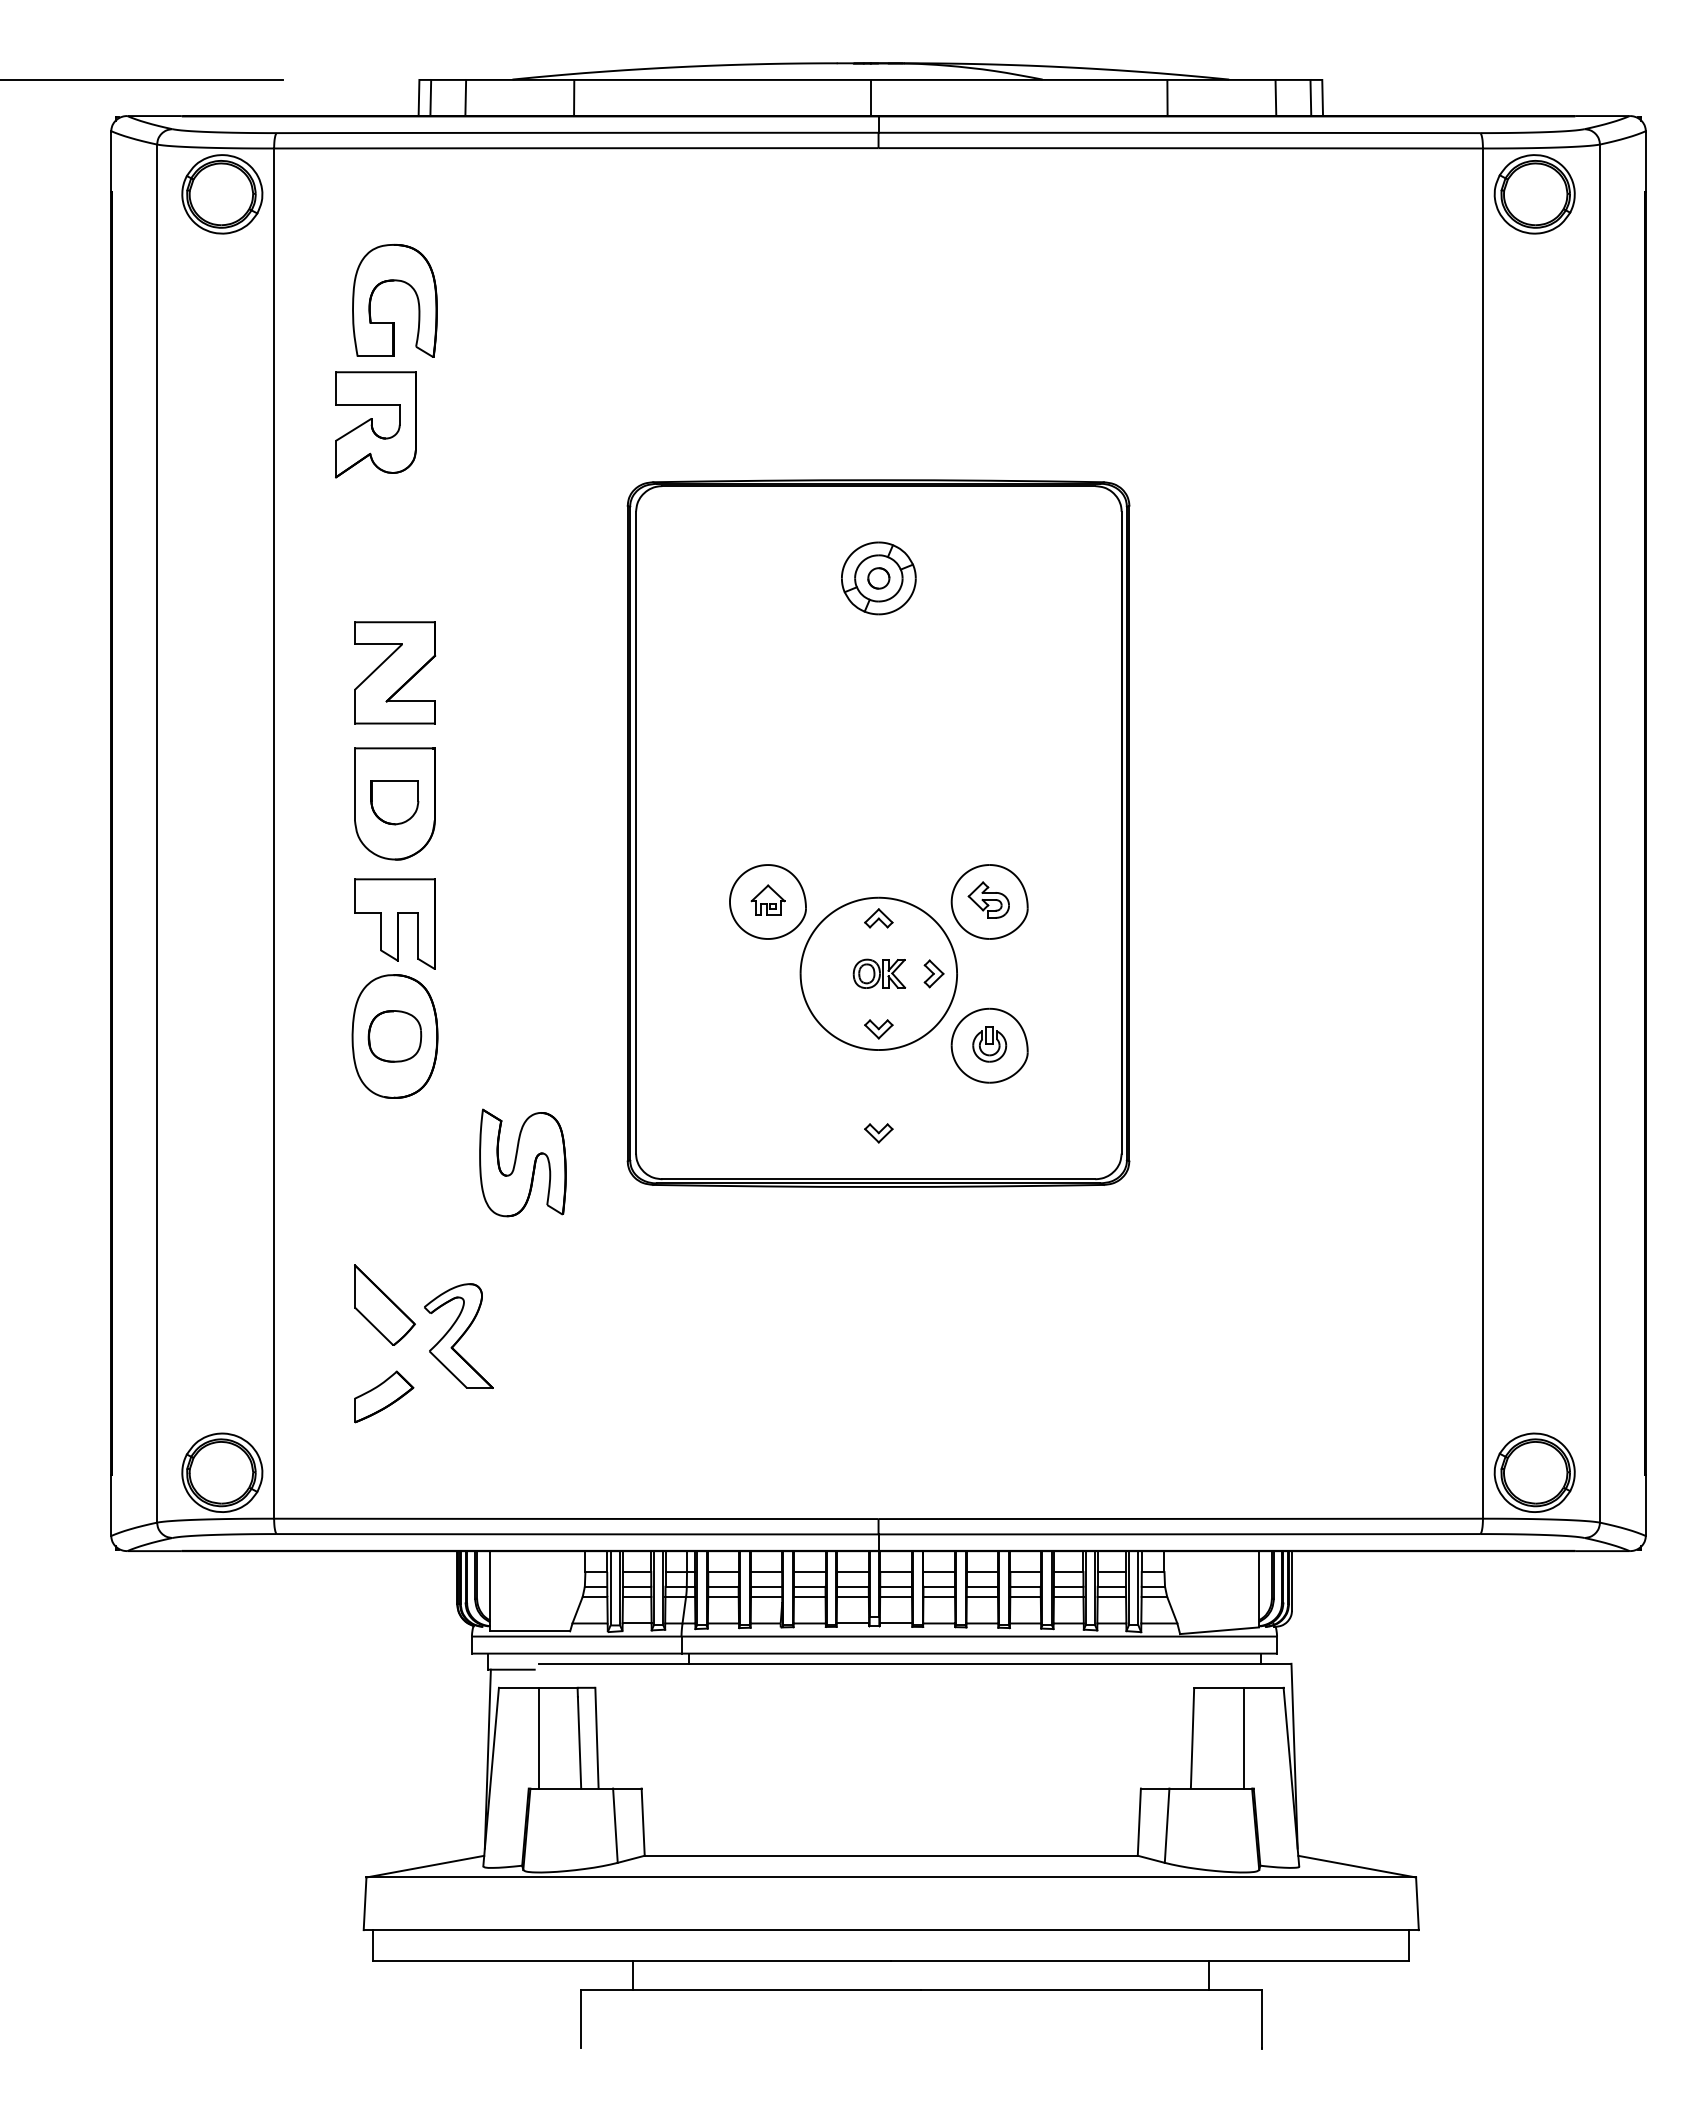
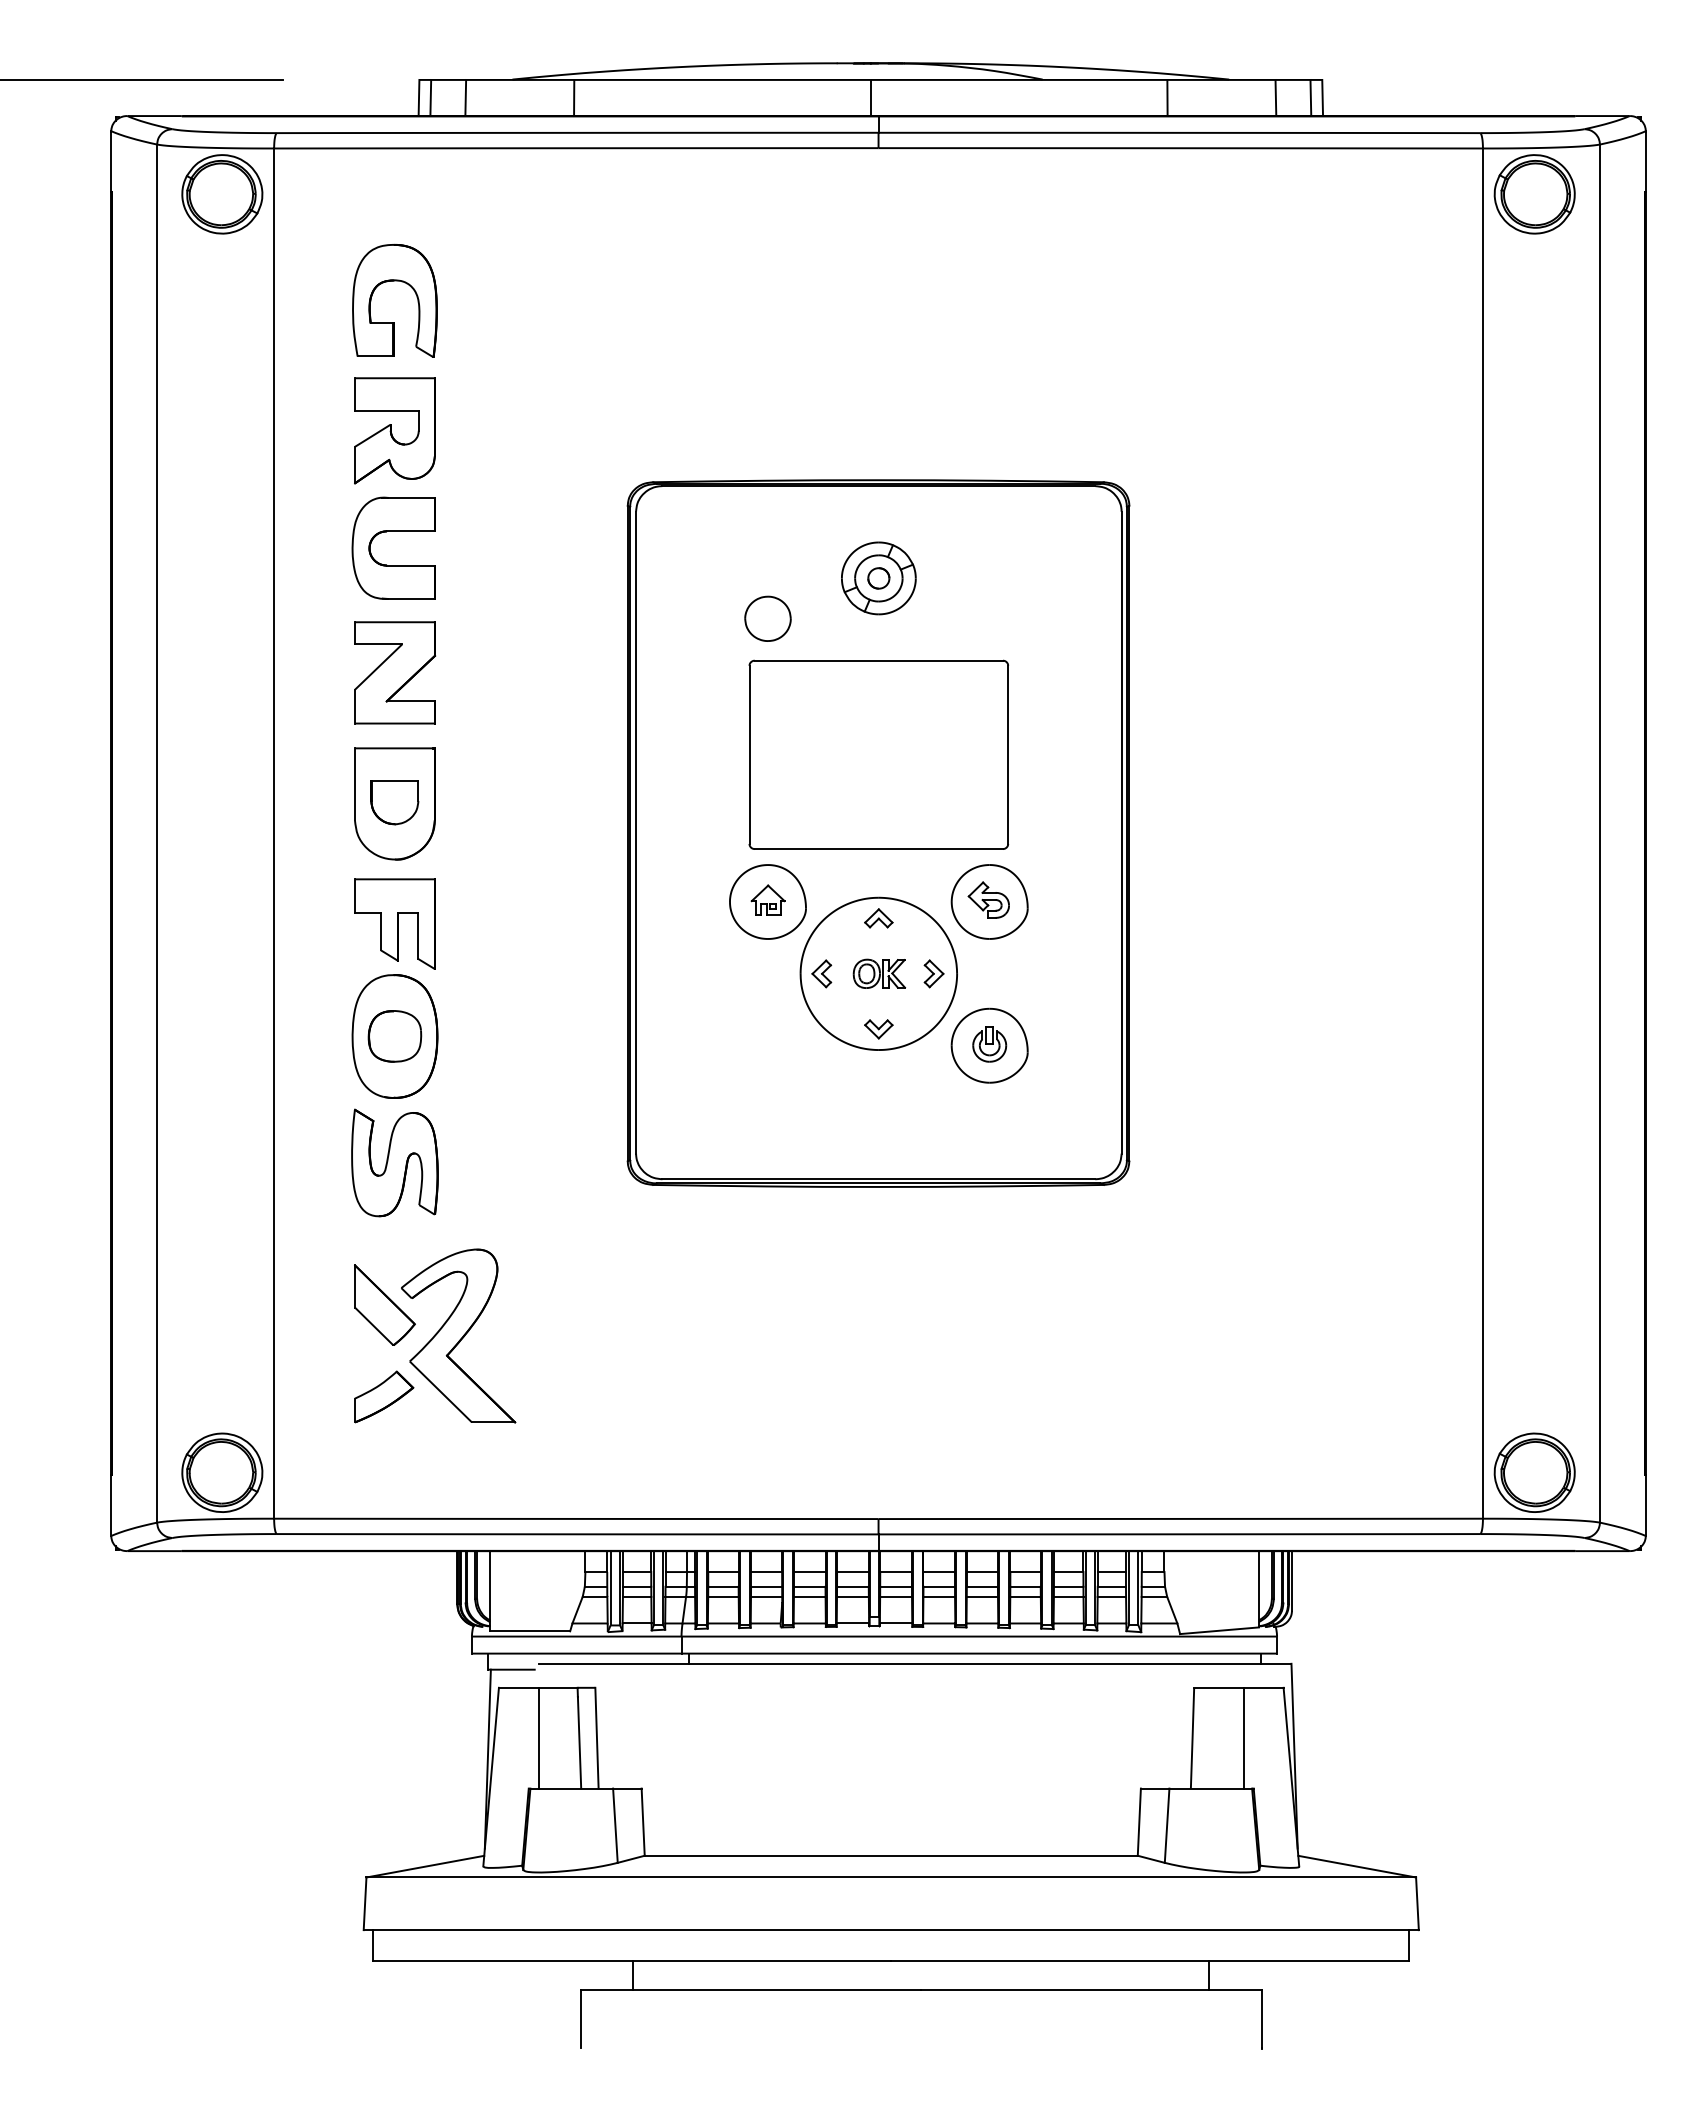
part position: (375, 424) -> (394, 430) (394, 430)
part: none -> present (393, 531)
part: none -> present (767, 618)
part: none -> present (878, 754)
part: none -> present (821, 973)
part: present -> none (878, 1133)
part position: (522, 1162) -> (394, 1162) (394, 1162)
part size: 70x106 px -> 116x176 px (458, 1335)
